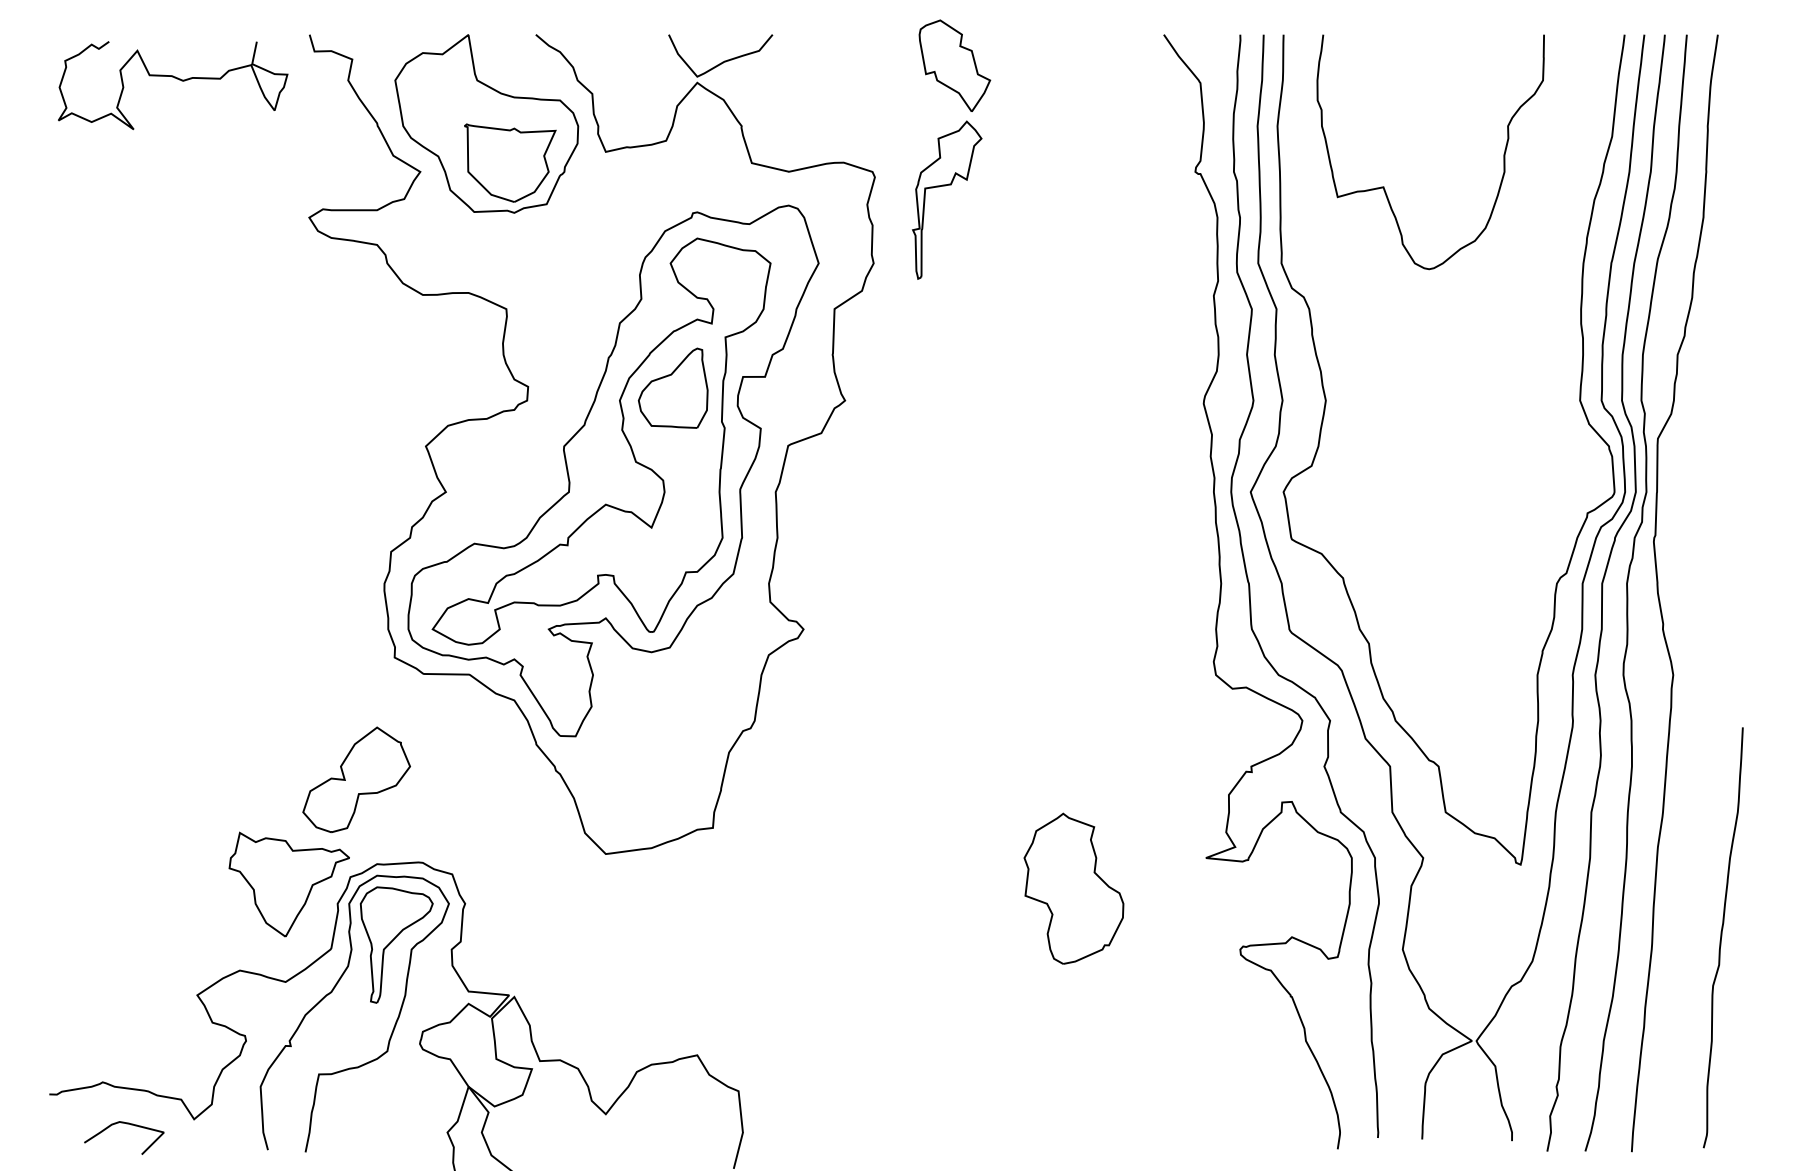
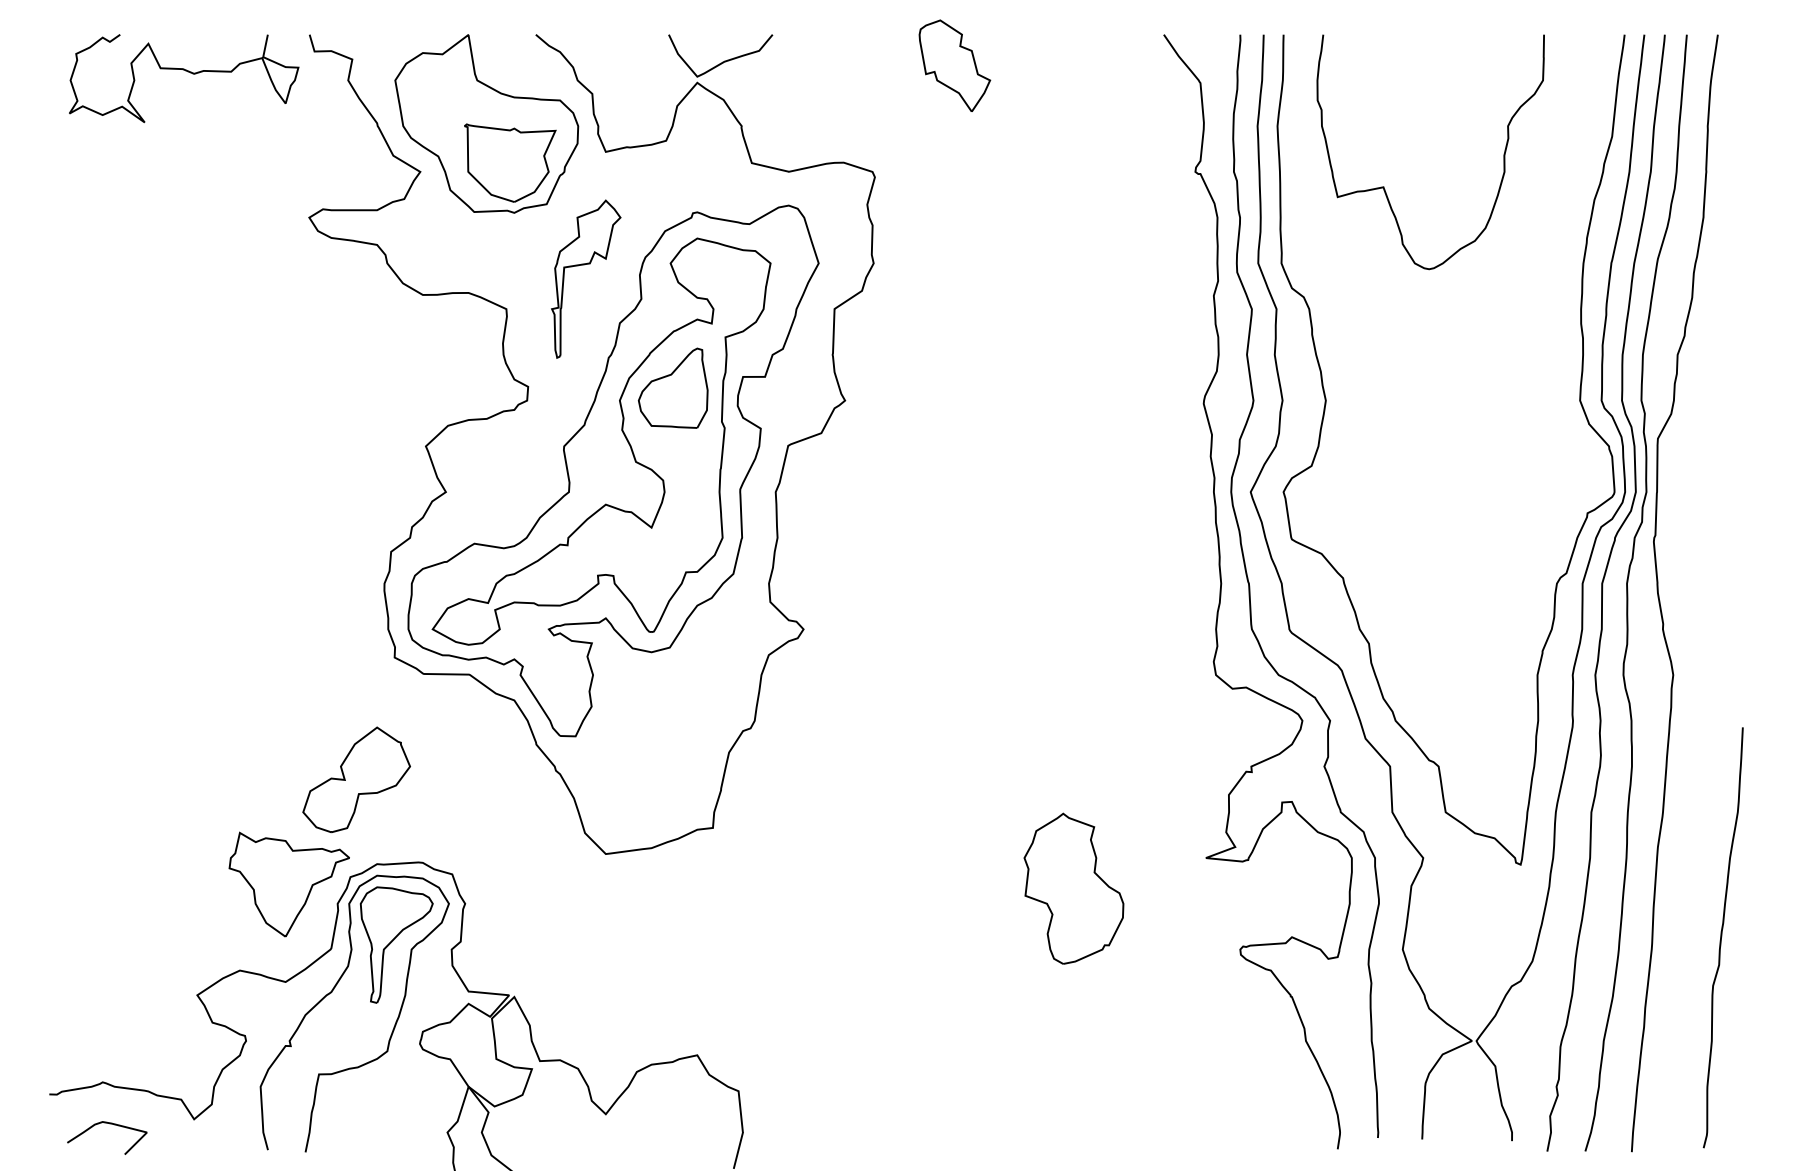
curve position: (174, 78) -> (185, 71) (185, 71)
part position: (945, 186) -> (584, 265) (584, 265)
curve position: (126, 1124) -> (109, 1124) (109, 1124)
